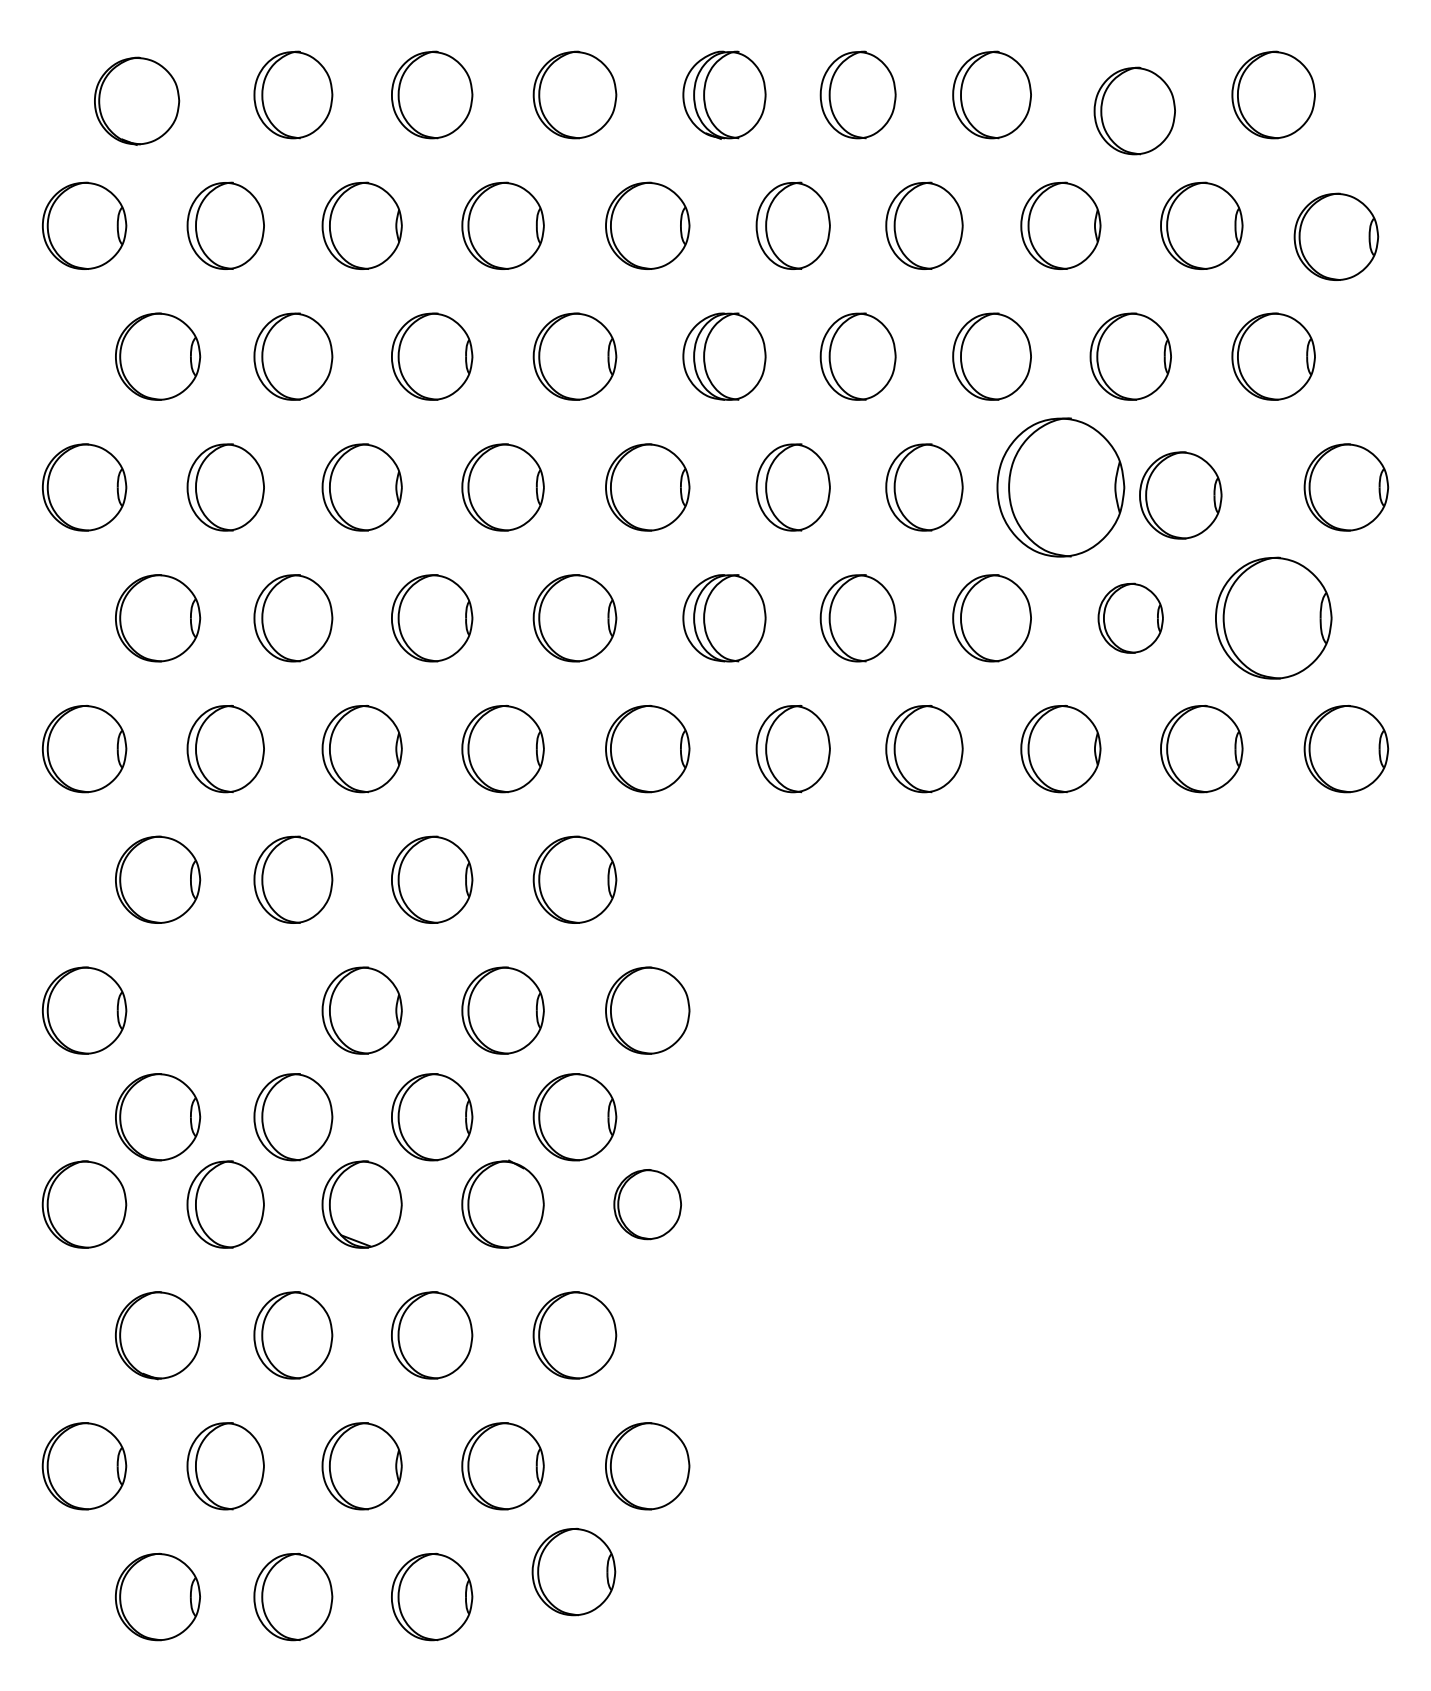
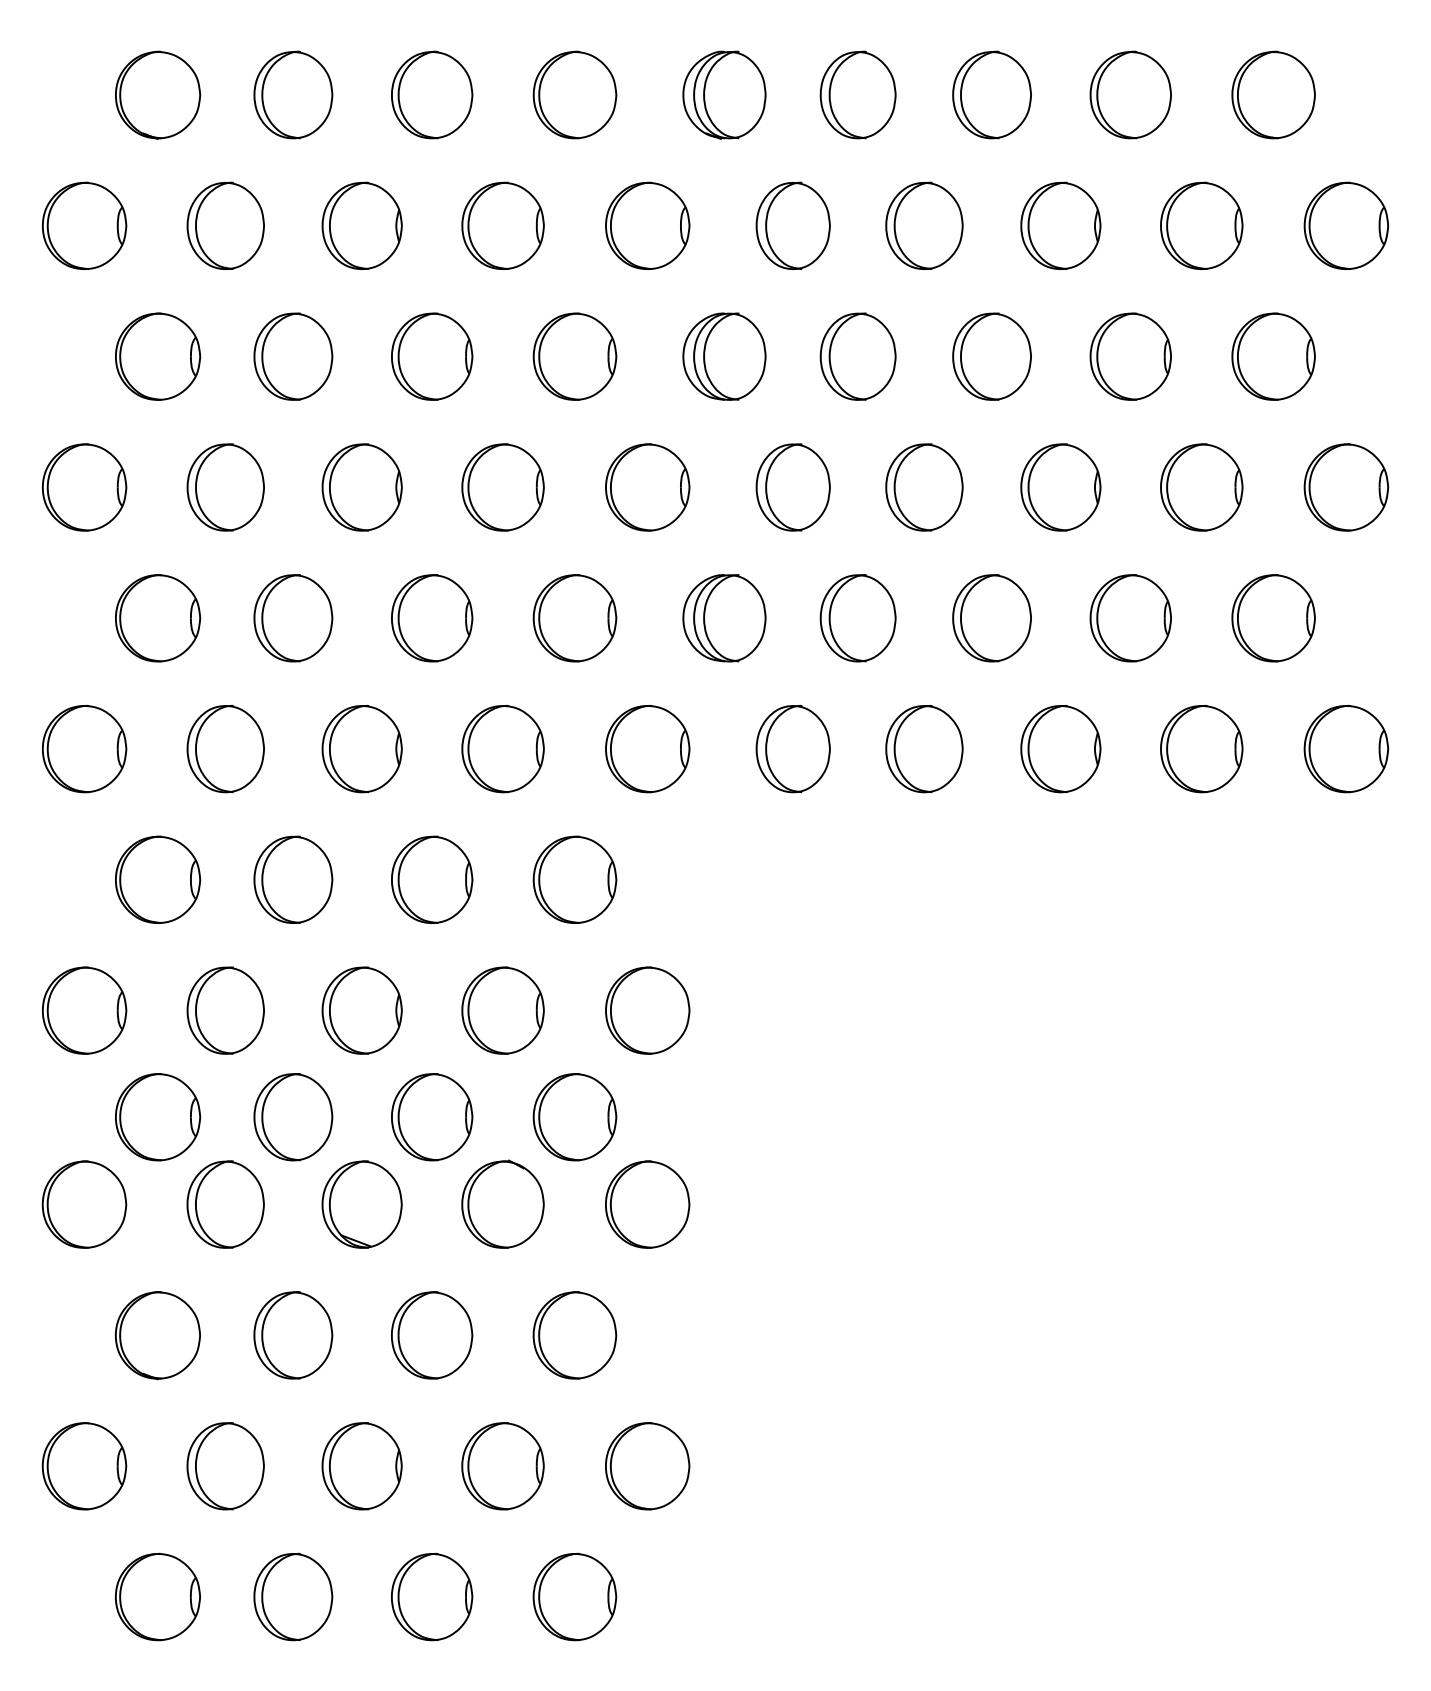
part position: (137, 100) -> (158, 94) (158, 94)
part position: (1134, 110) -> (1130, 94) (1130, 94)
part position: (1336, 236) -> (1346, 225) (1346, 225)
part size: 130x141 px -> 82x89 px (1060, 487)
part position: (1180, 495) -> (1201, 487) (1201, 487)
part size: 67x72 px -> 83x89 px (1130, 618)
part size: 118x124 px -> 85x89 px (1273, 618)
part: none -> present (225, 1010)
part size: 69x72 px -> 86x89 px (647, 1204)
part position: (573, 1572) -> (574, 1597) (574, 1597)
